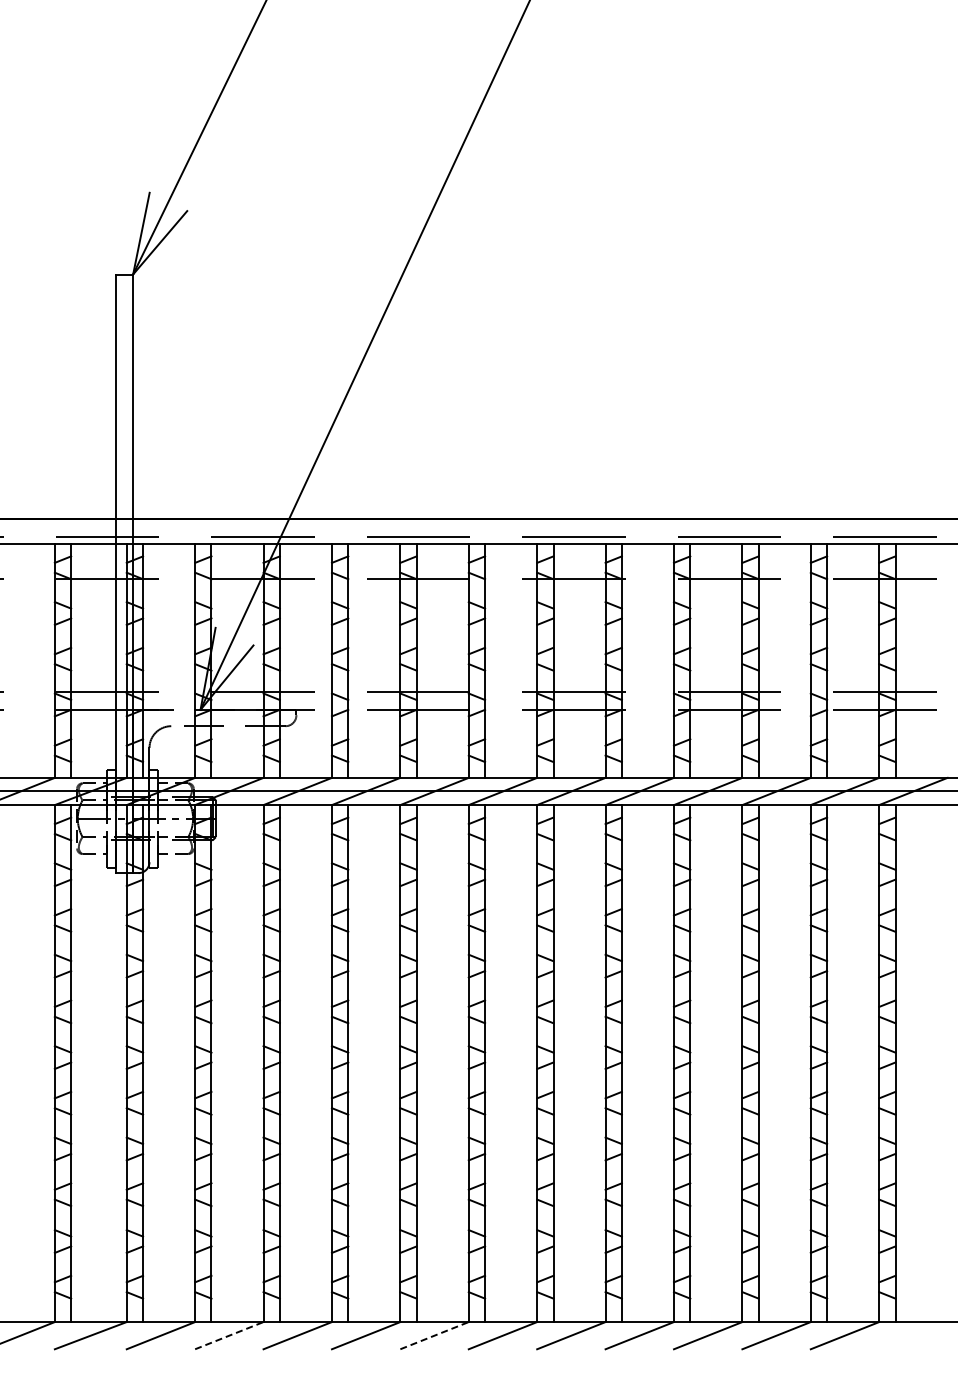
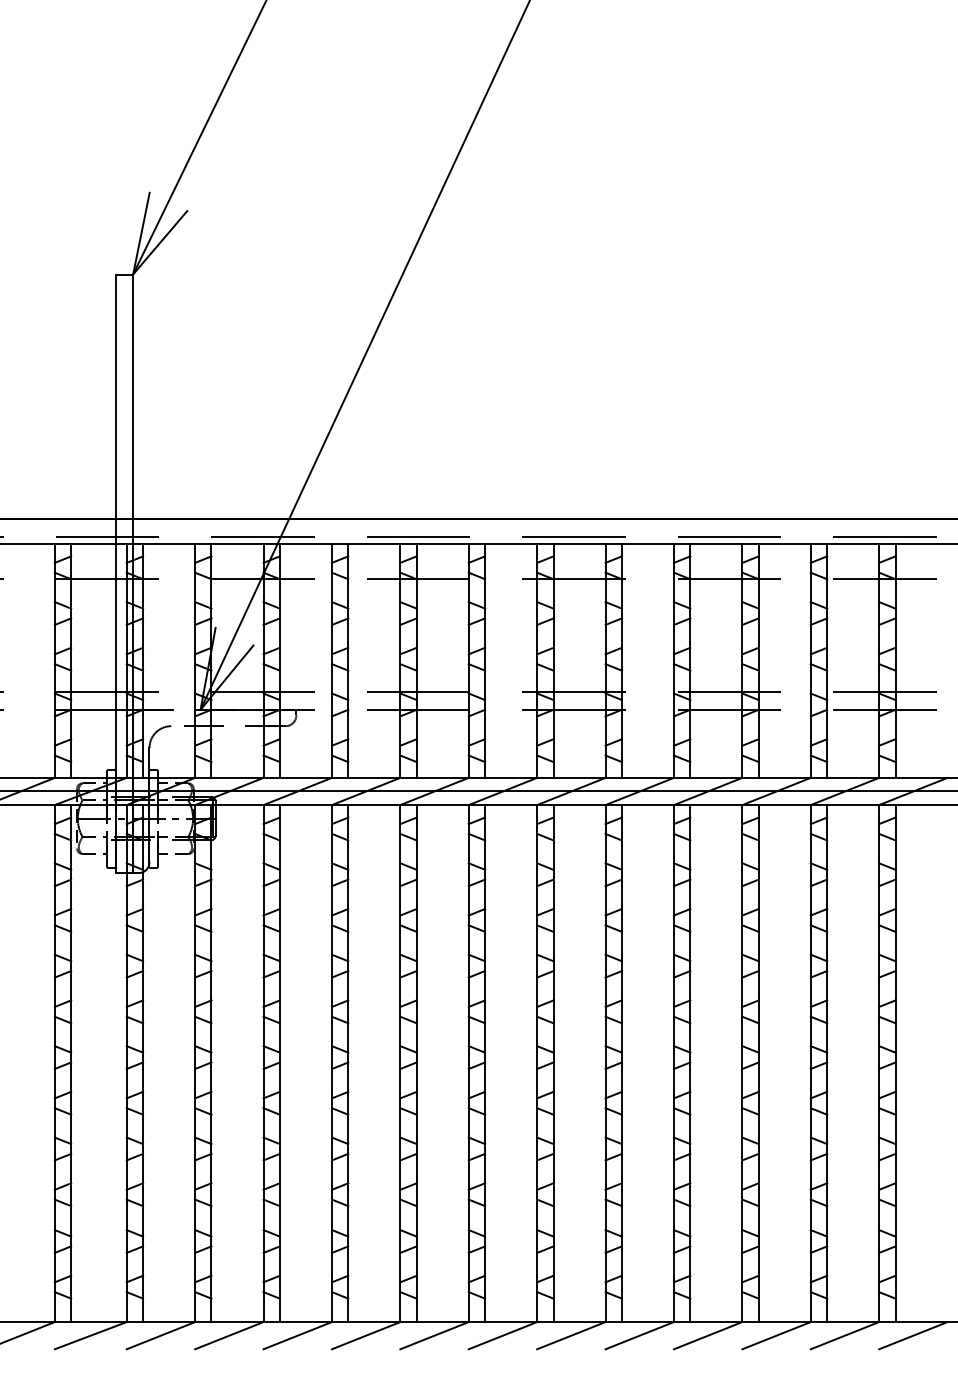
line: dashed -> solid (229, 1335)
line: dashed -> solid (434, 1335)
line: none -> present (913, 1335)
